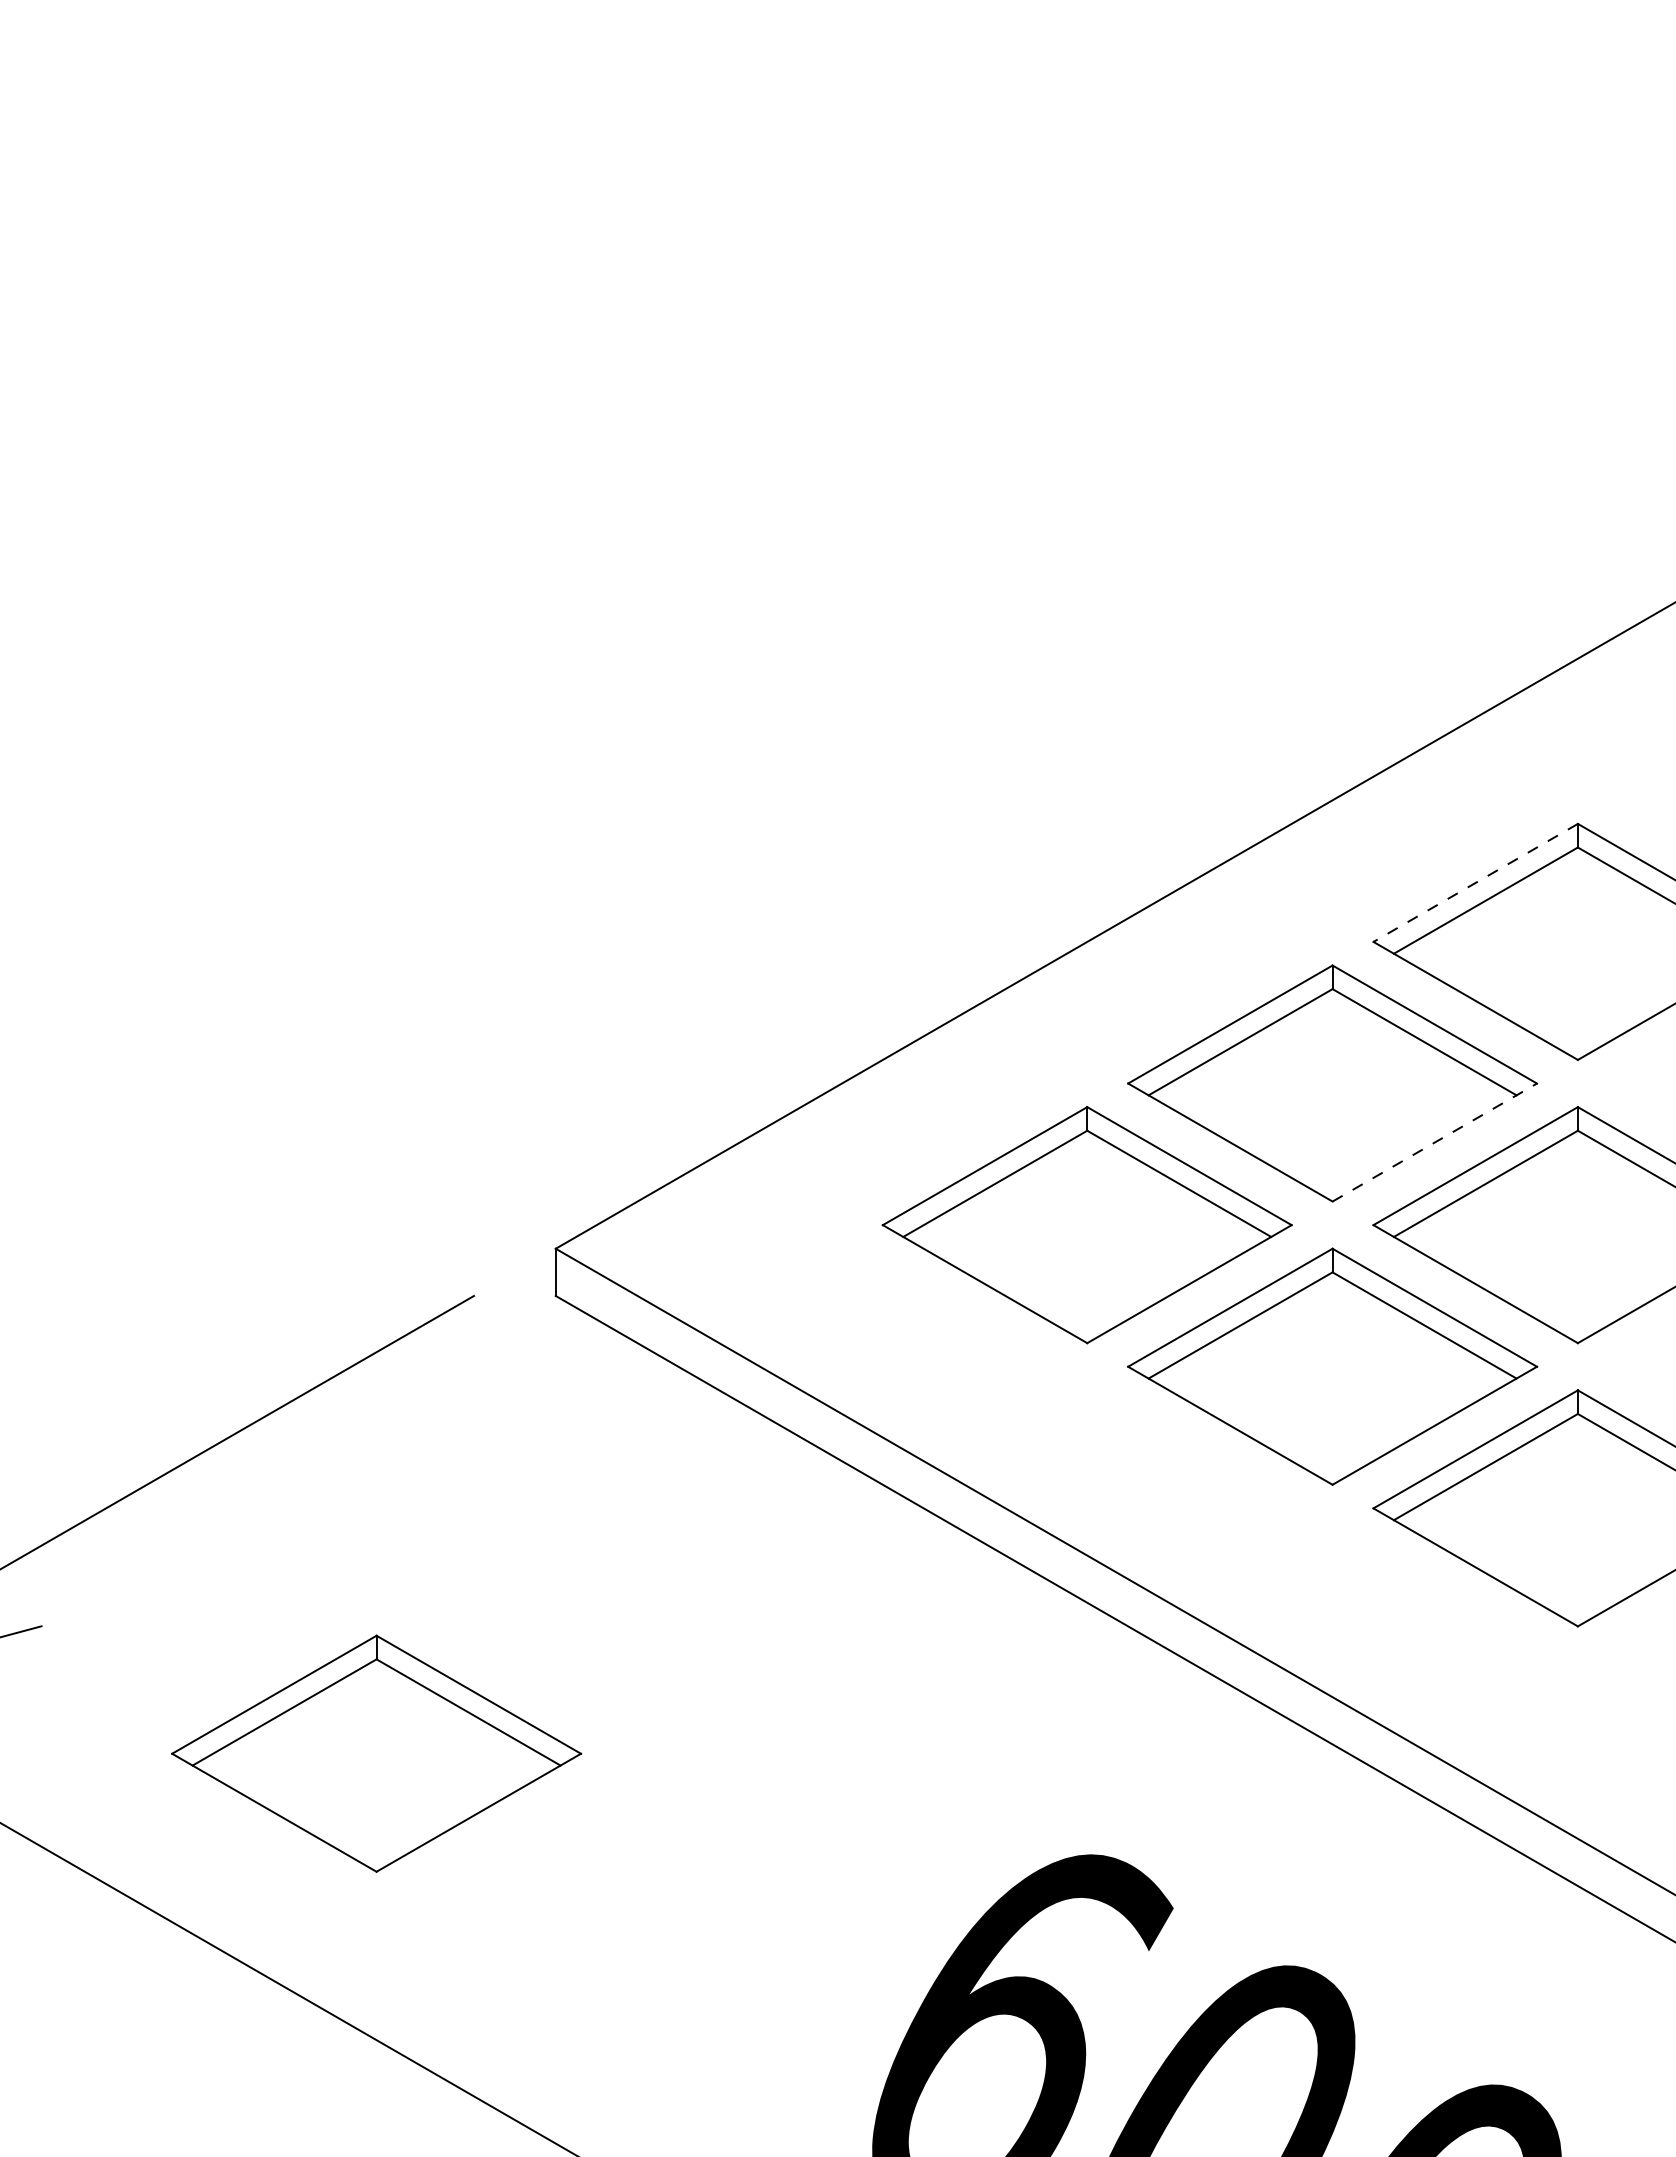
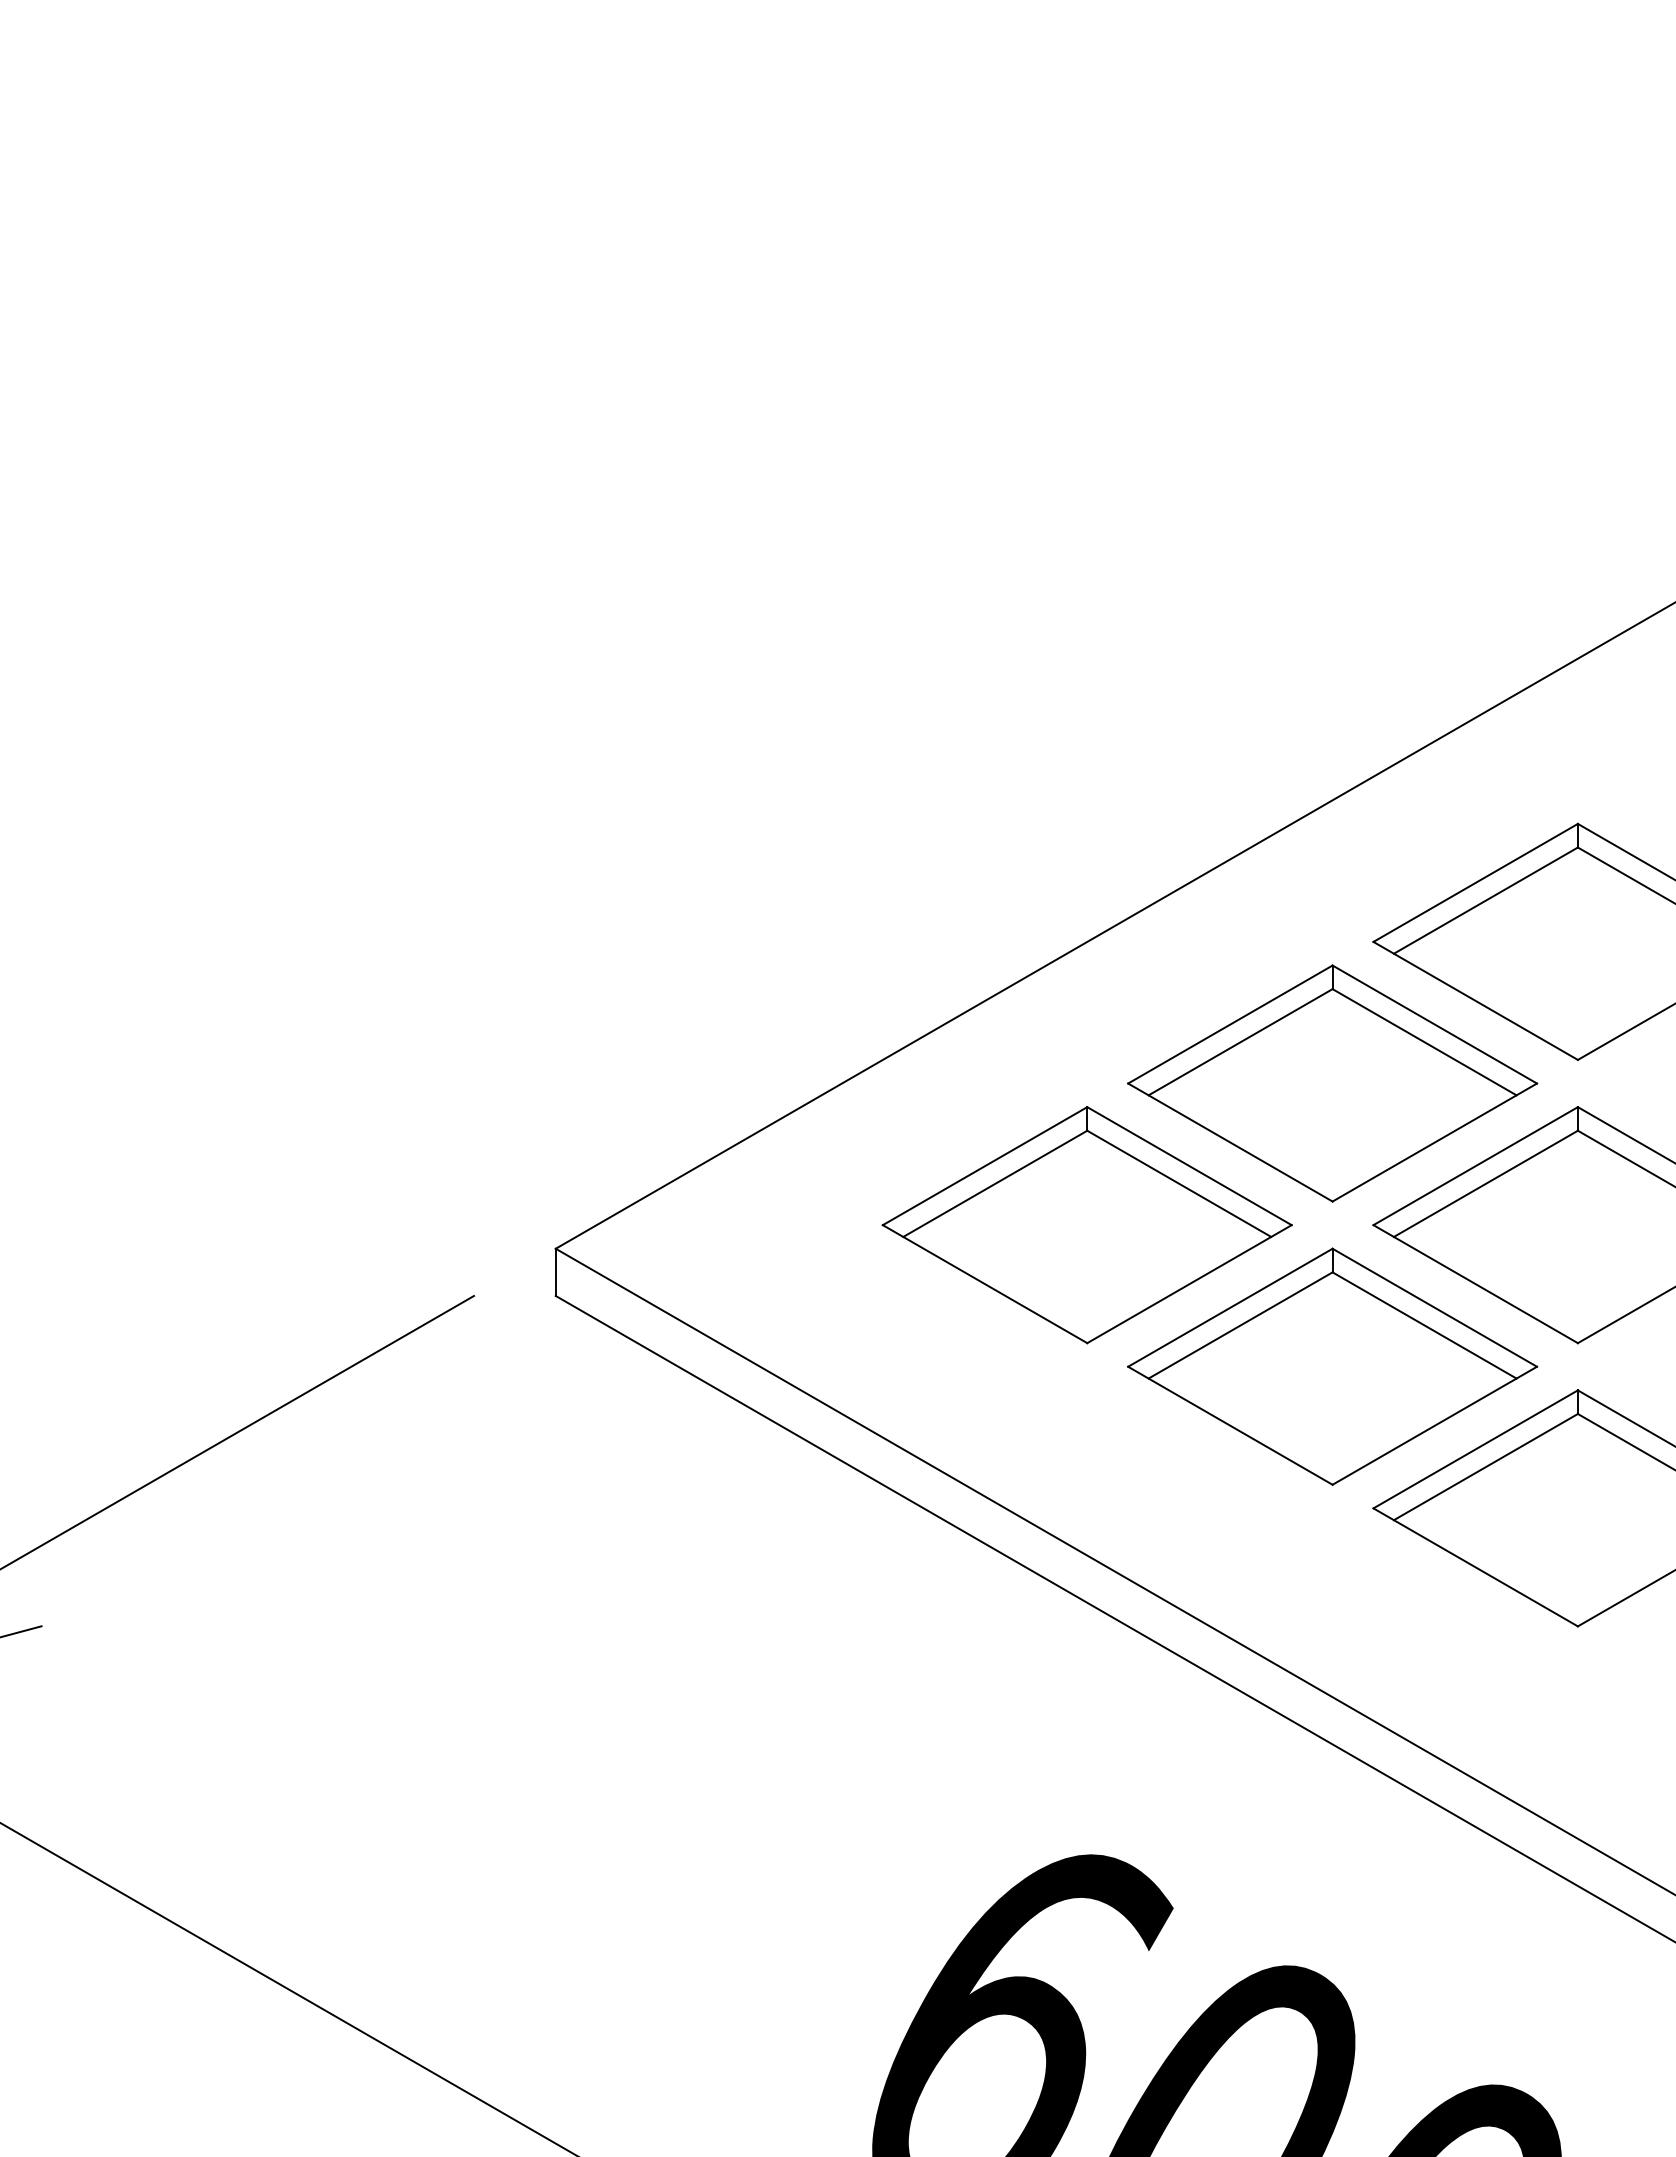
line: dashed -> solid (1475, 883)
line: dashed -> solid (1435, 1142)
part: present -> none (376, 1753)
